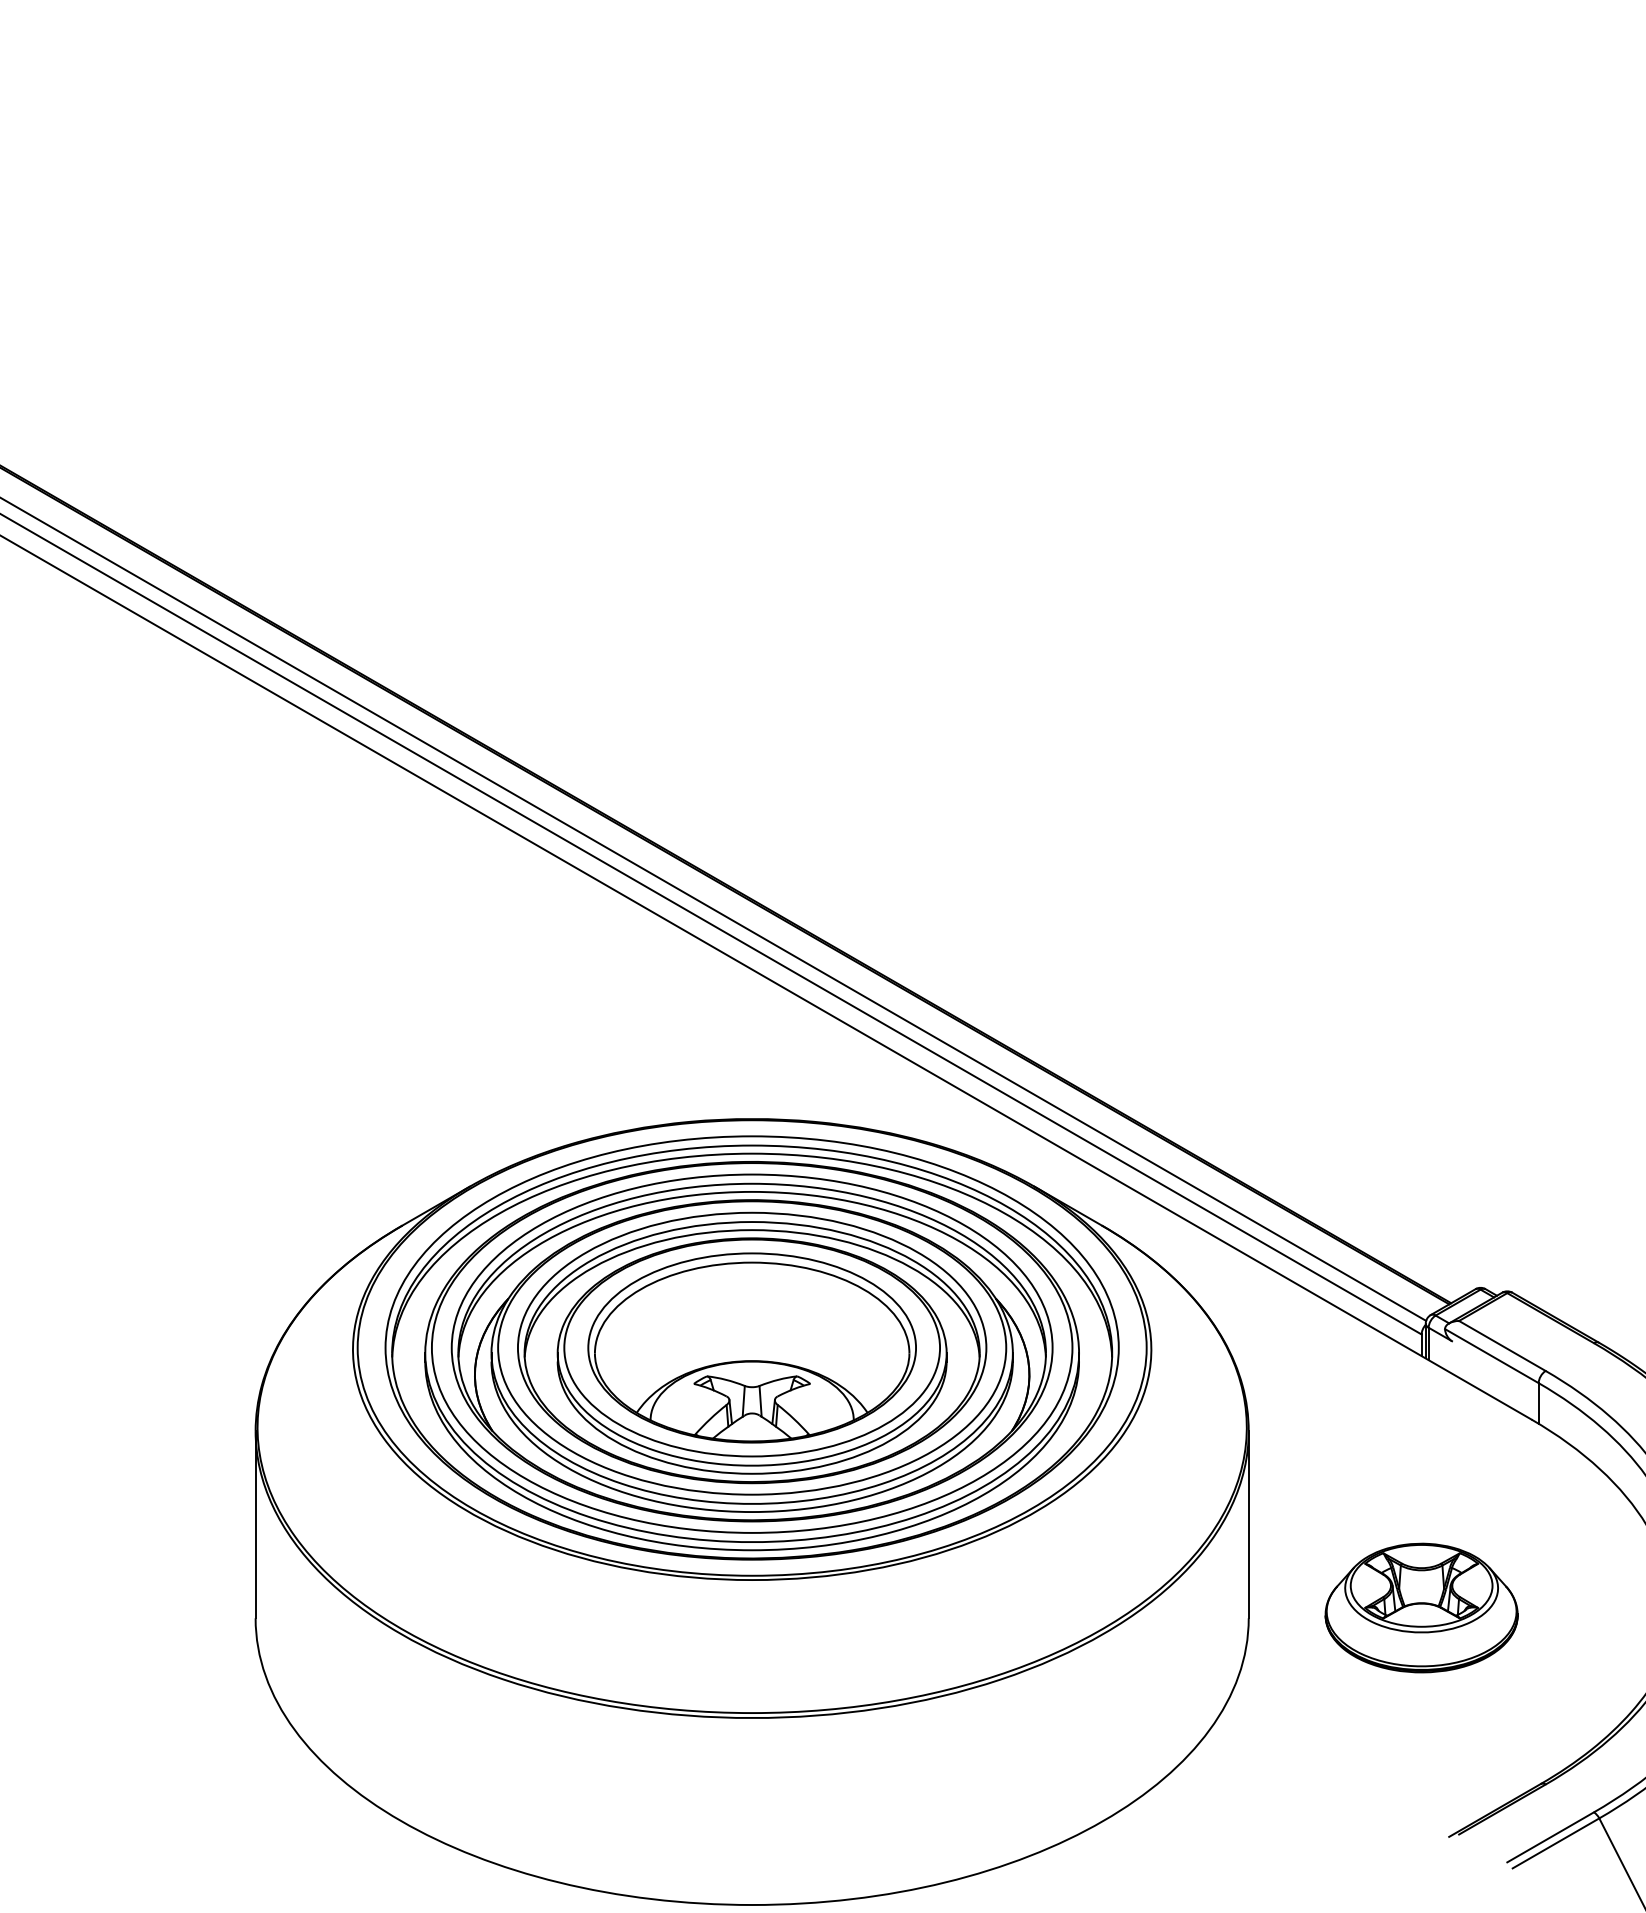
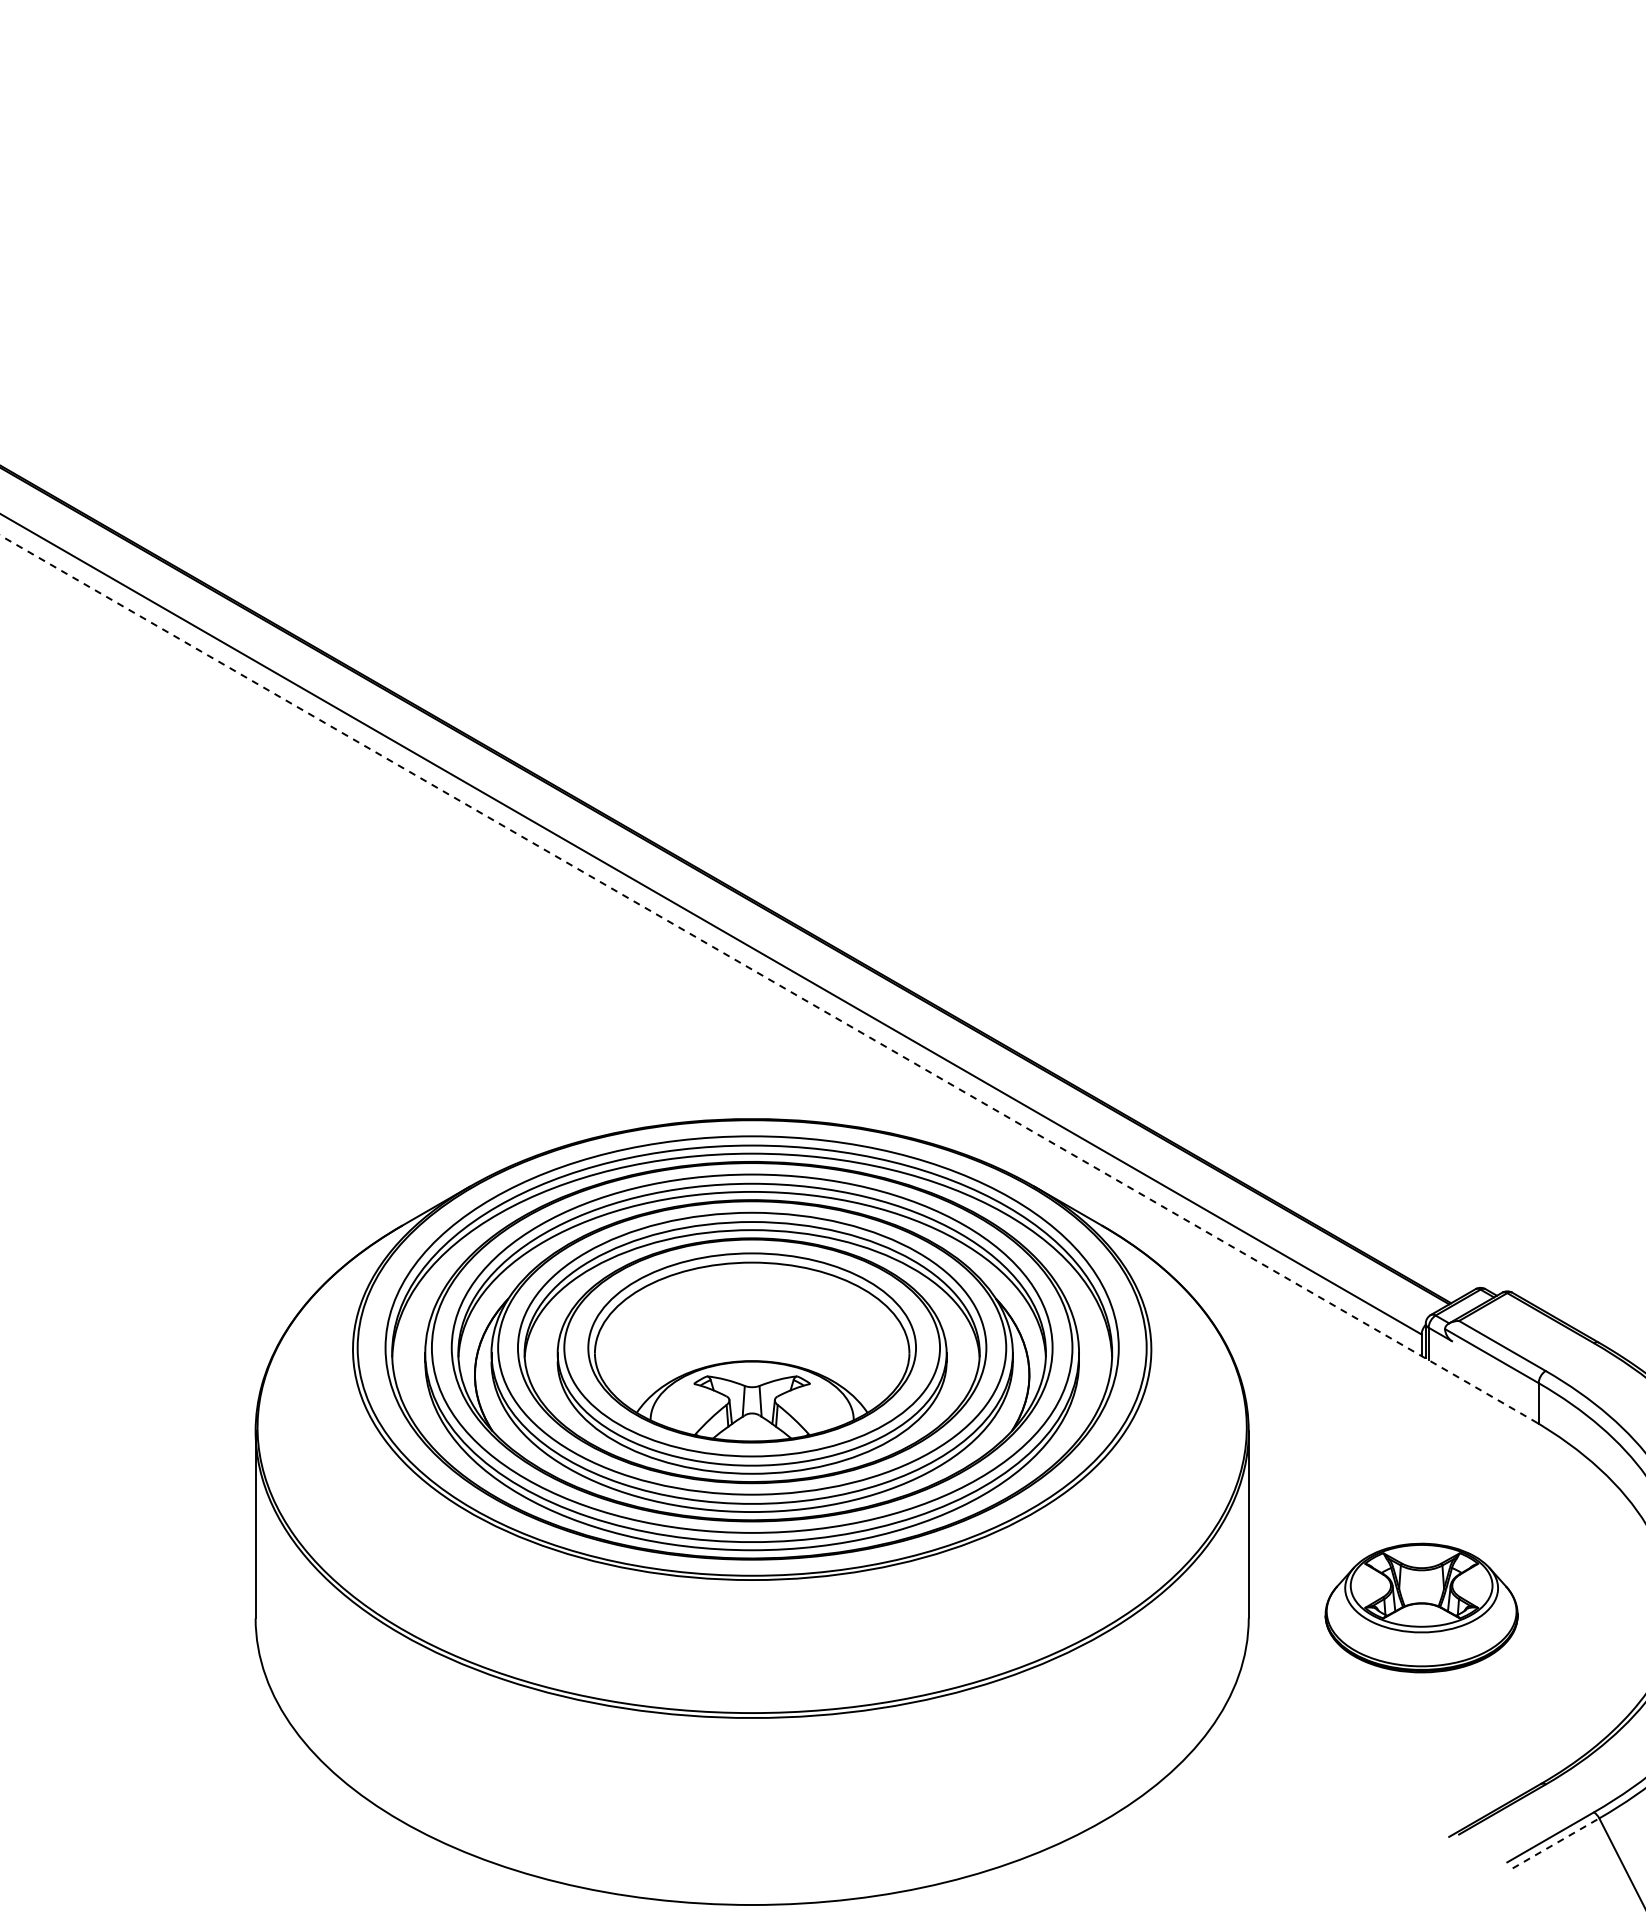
line: present -> none (714, 909)
line: solid -> dashed (766, 977)
line: solid -> dashed (1556, 1843)
